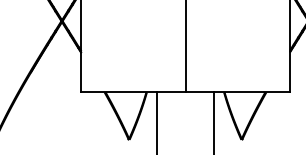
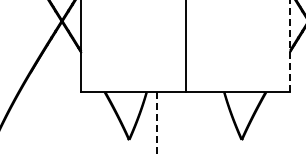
line: solid -> dashed (289, 46)
line: present -> none (213, 121)
line: solid -> dashed (157, 123)
